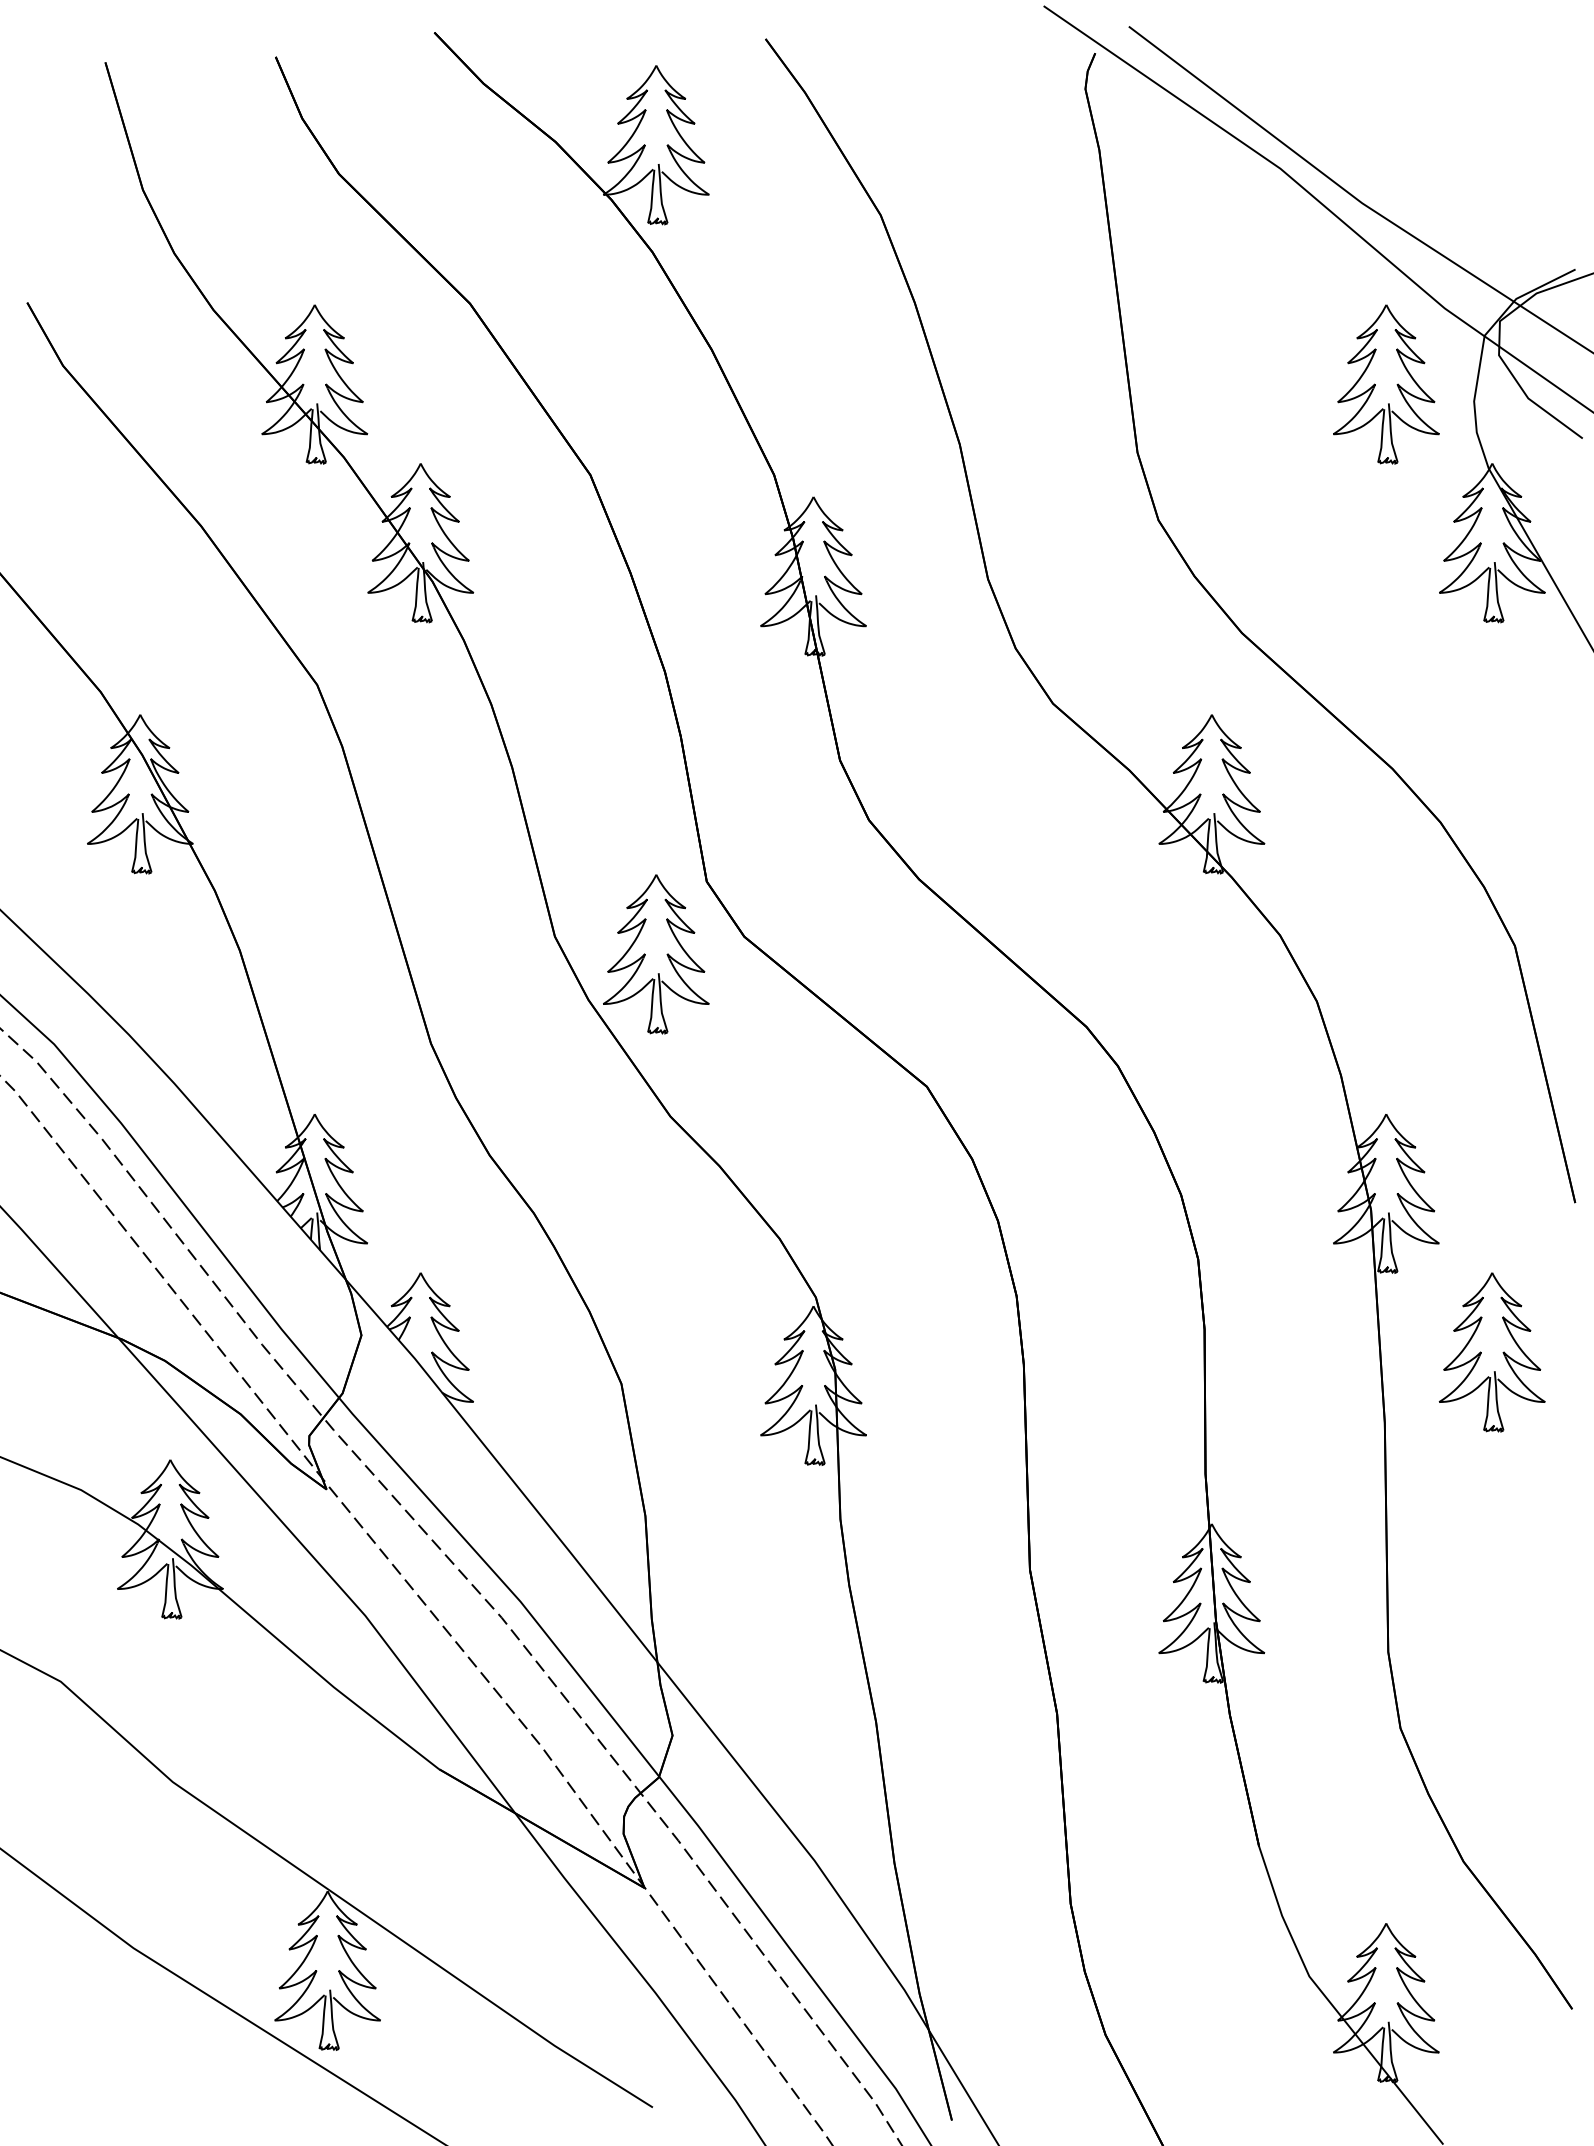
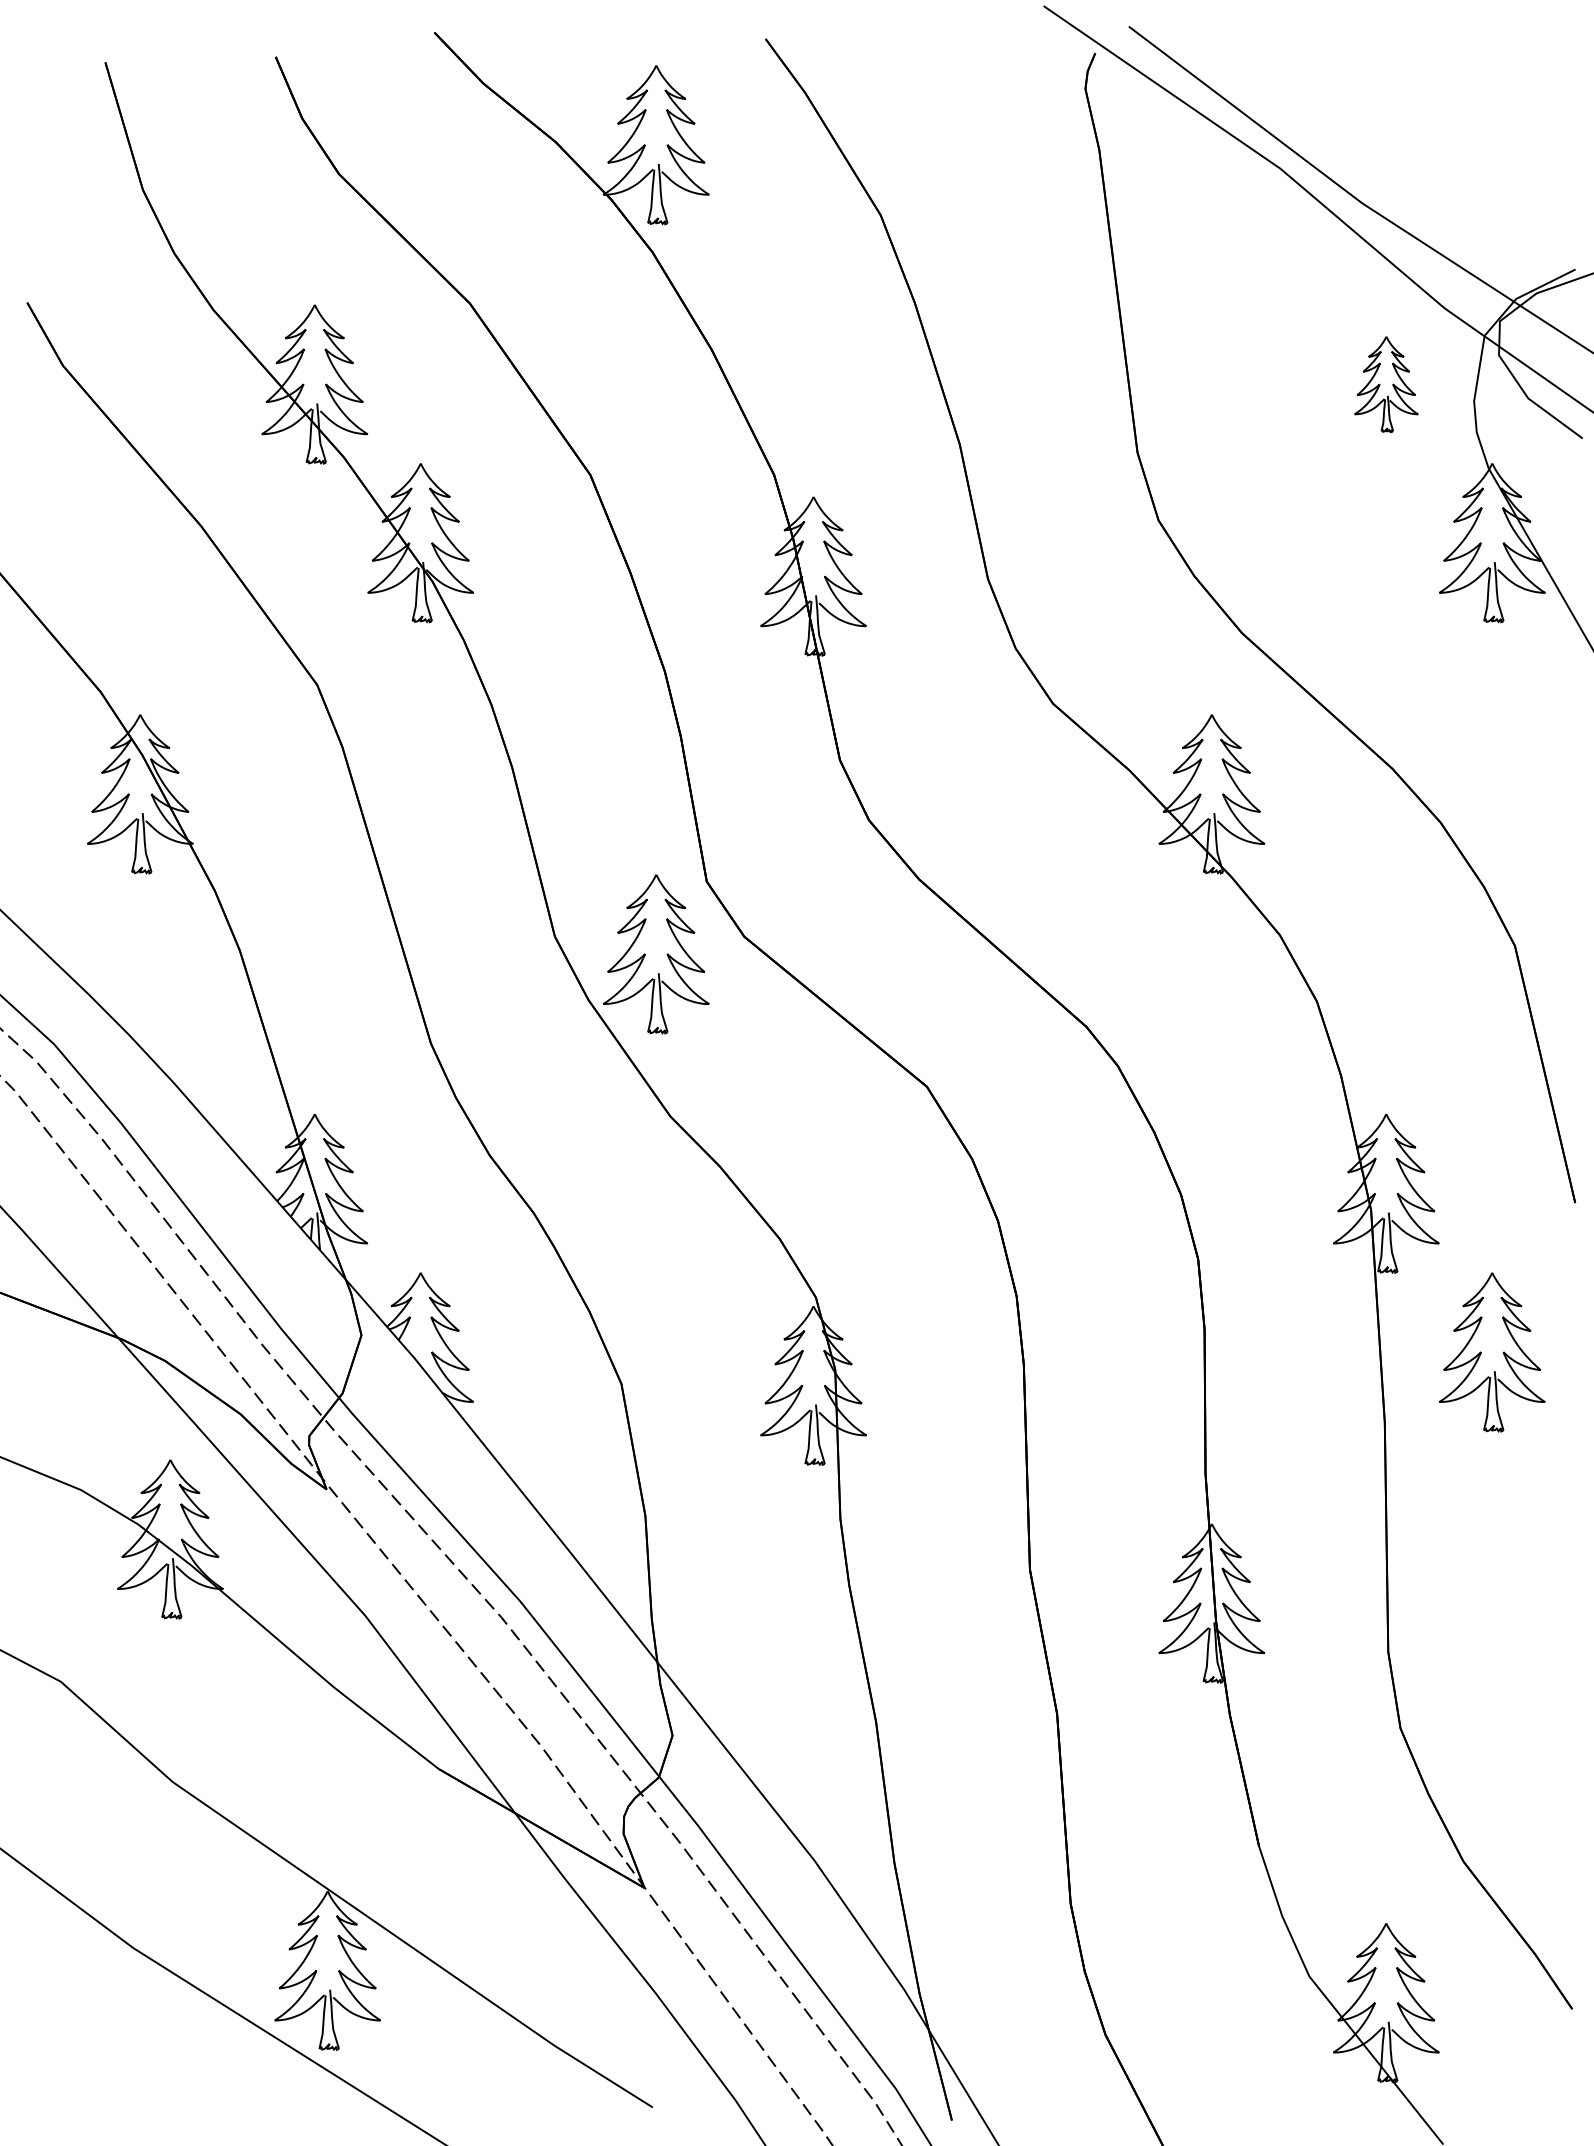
part size: 107x161 px -> 65x97 px (1386, 384)
